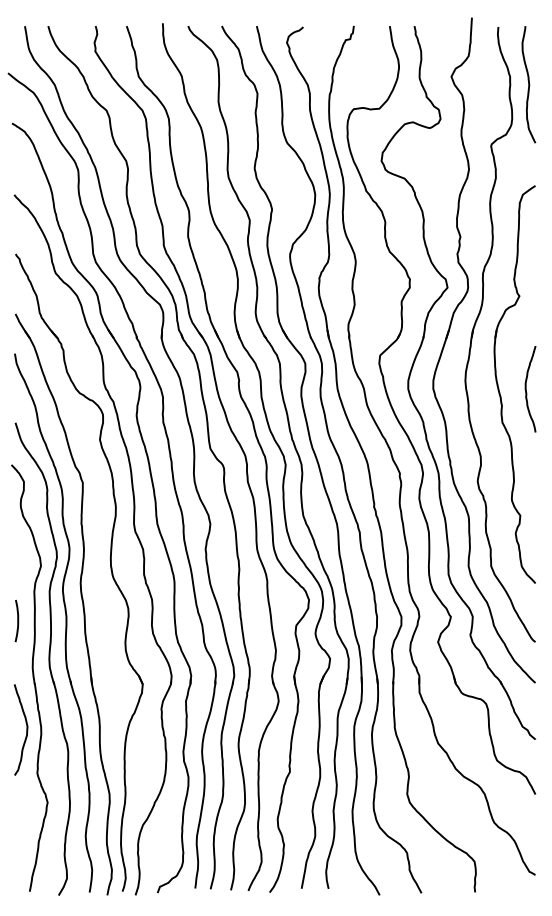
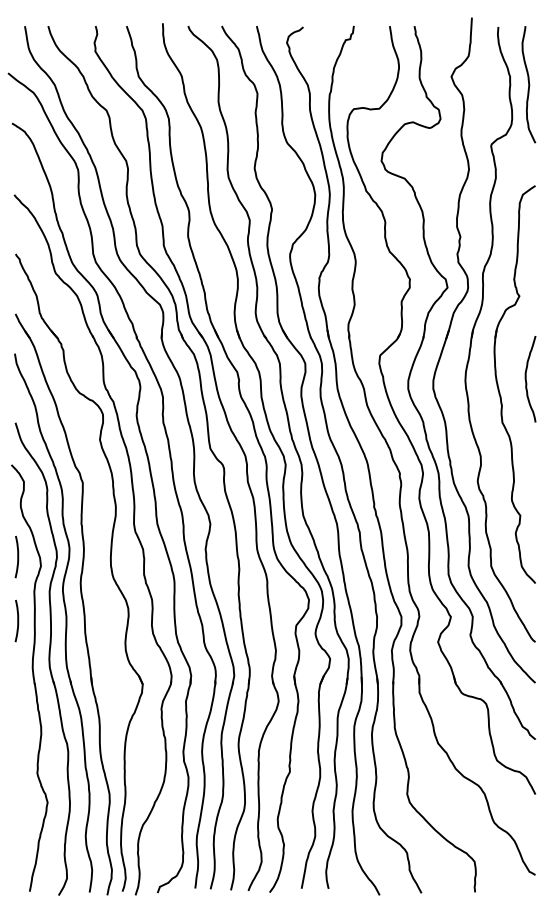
curve position: (526, 389) -> (526, 379) (526, 379)
curve: none -> present (17, 556)
curve: present -> none (26, 729)
